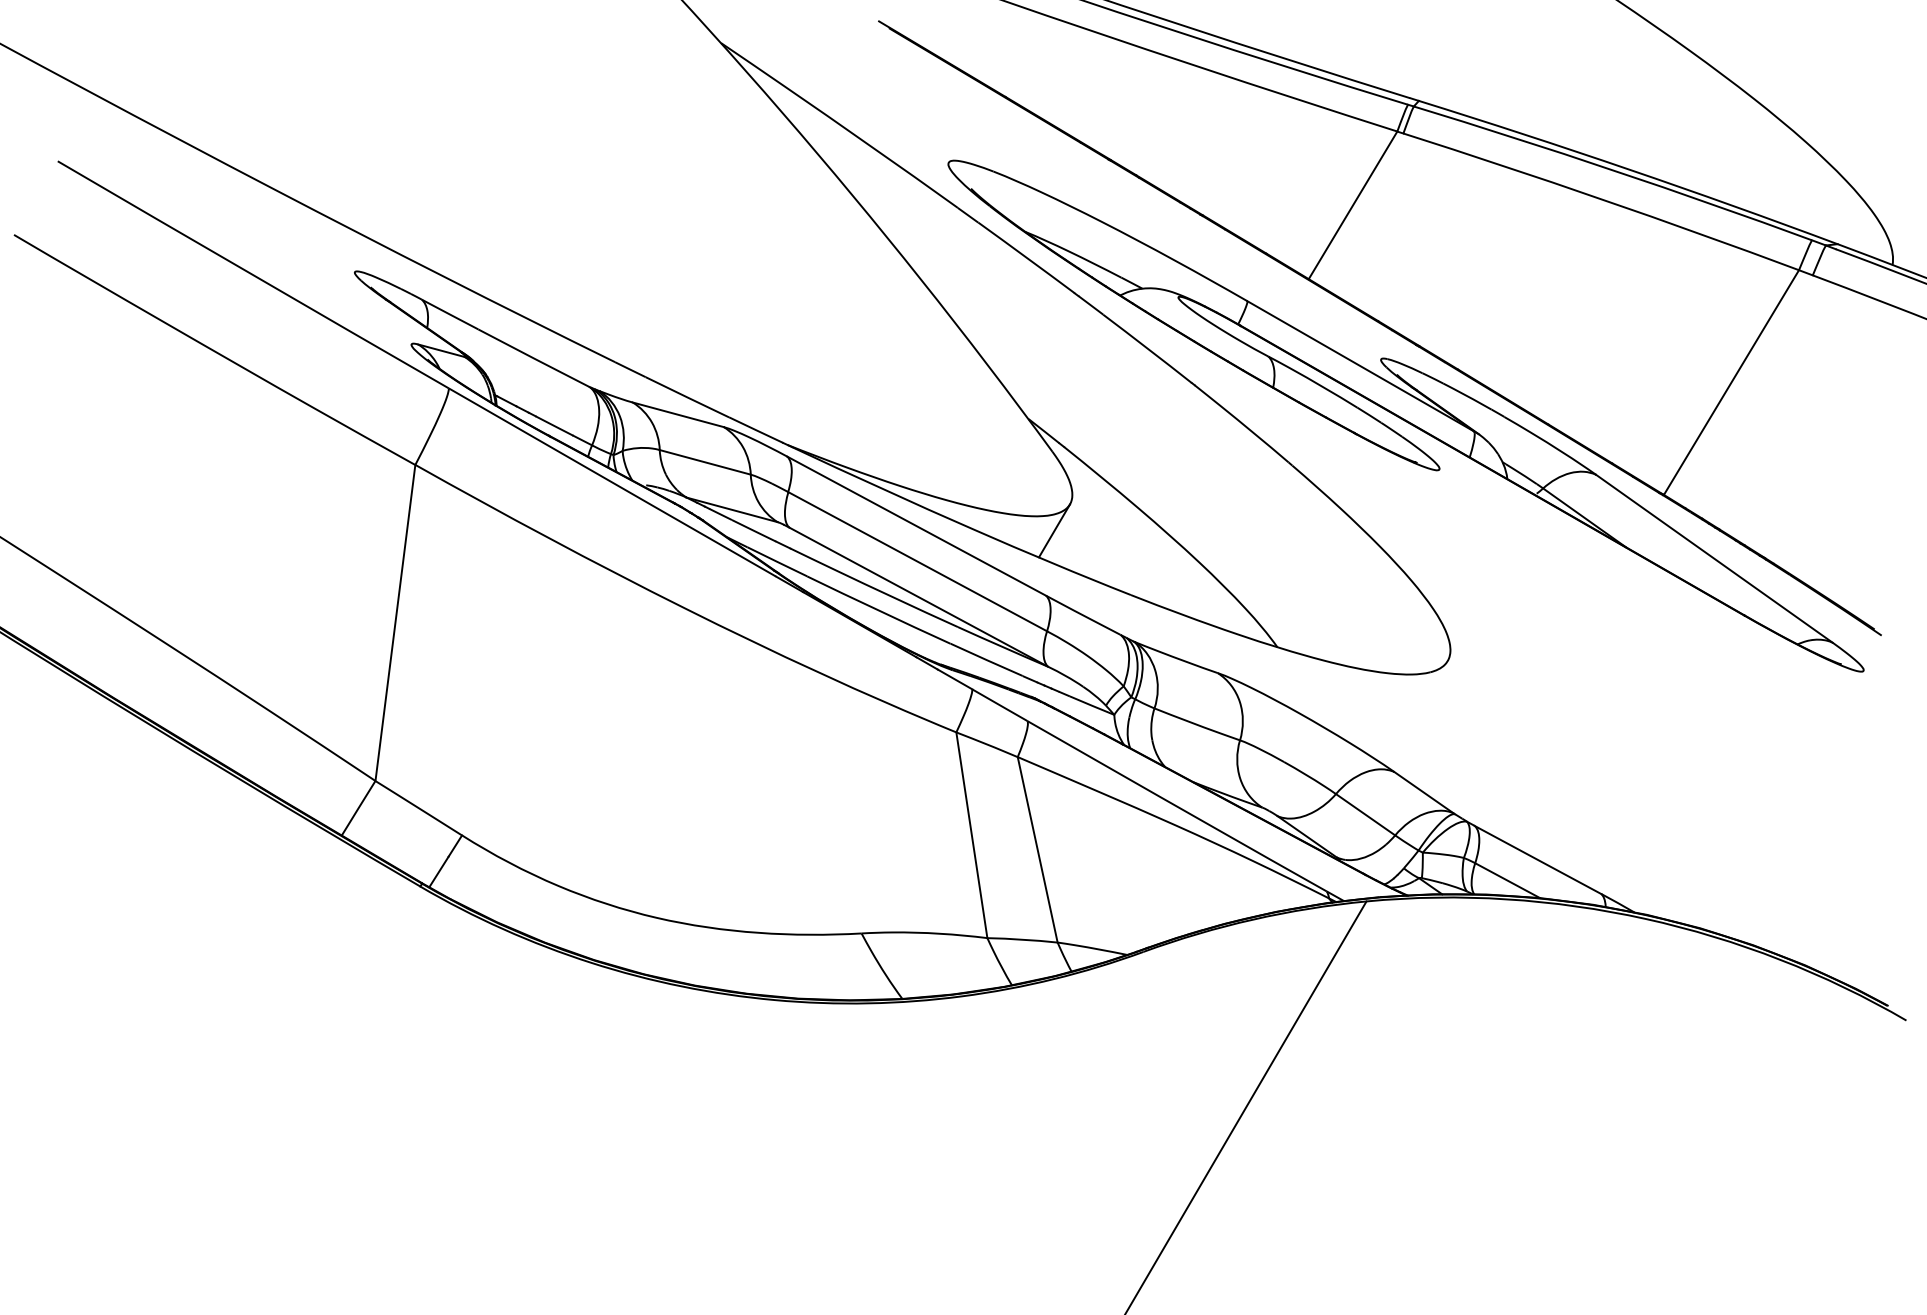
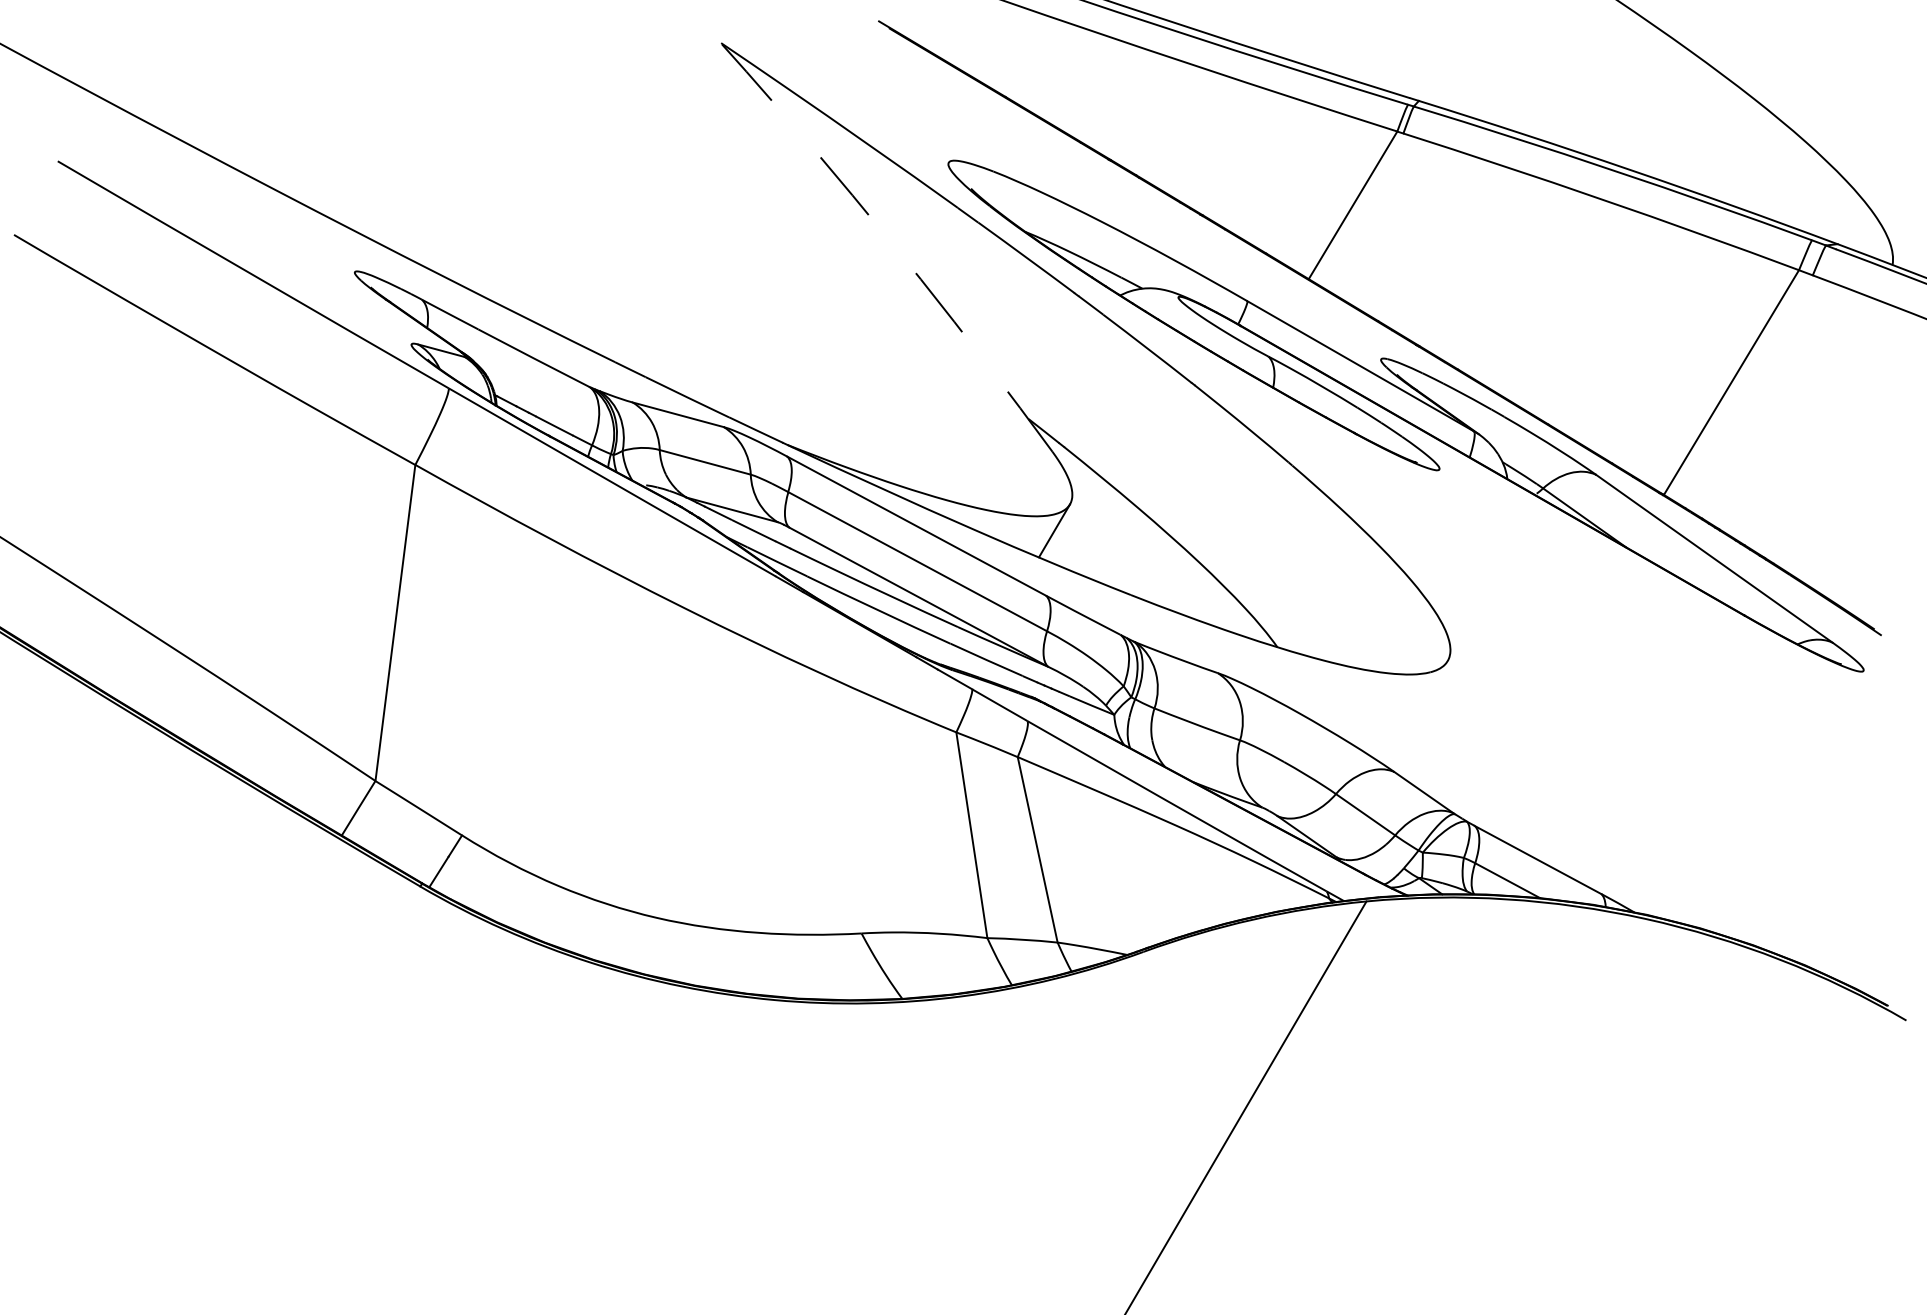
arc: solid -> dashed (873, 220)
